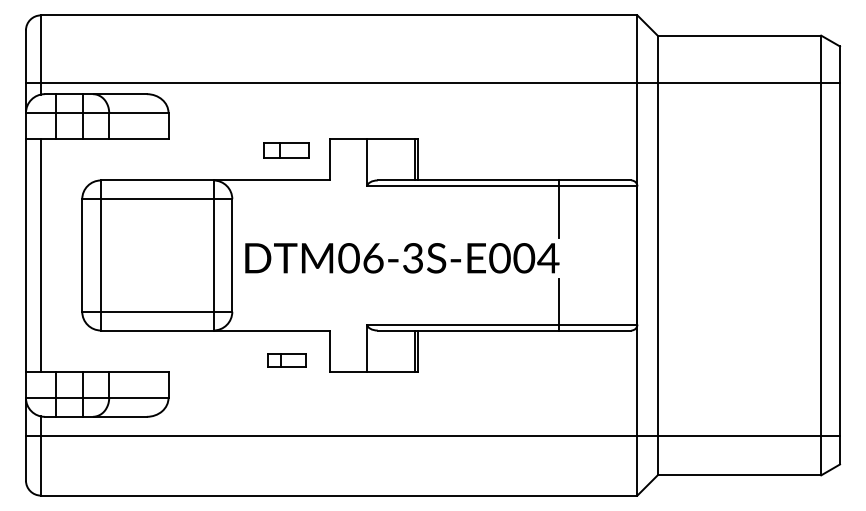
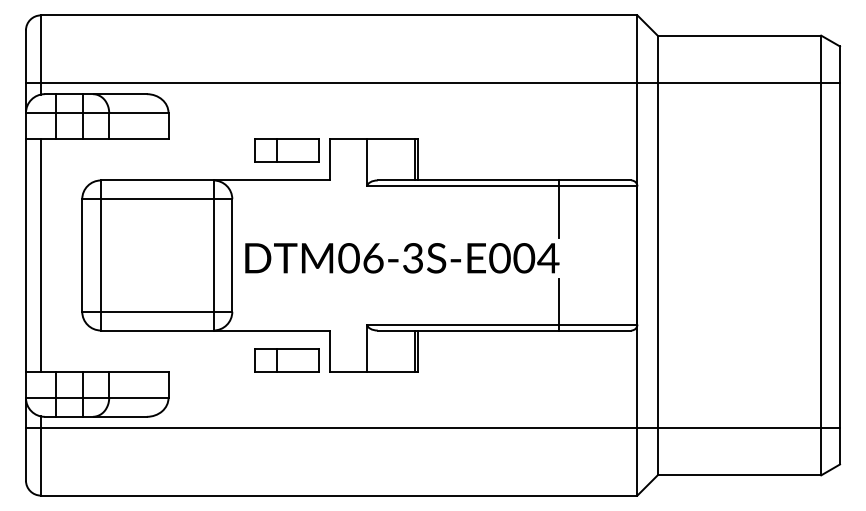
part size: 47x17 px -> 66x25 px (286, 150)
part size: 40x15 px -> 66x25 px (286, 360)
line position: (432, 436) -> (432, 428) (432, 428)
